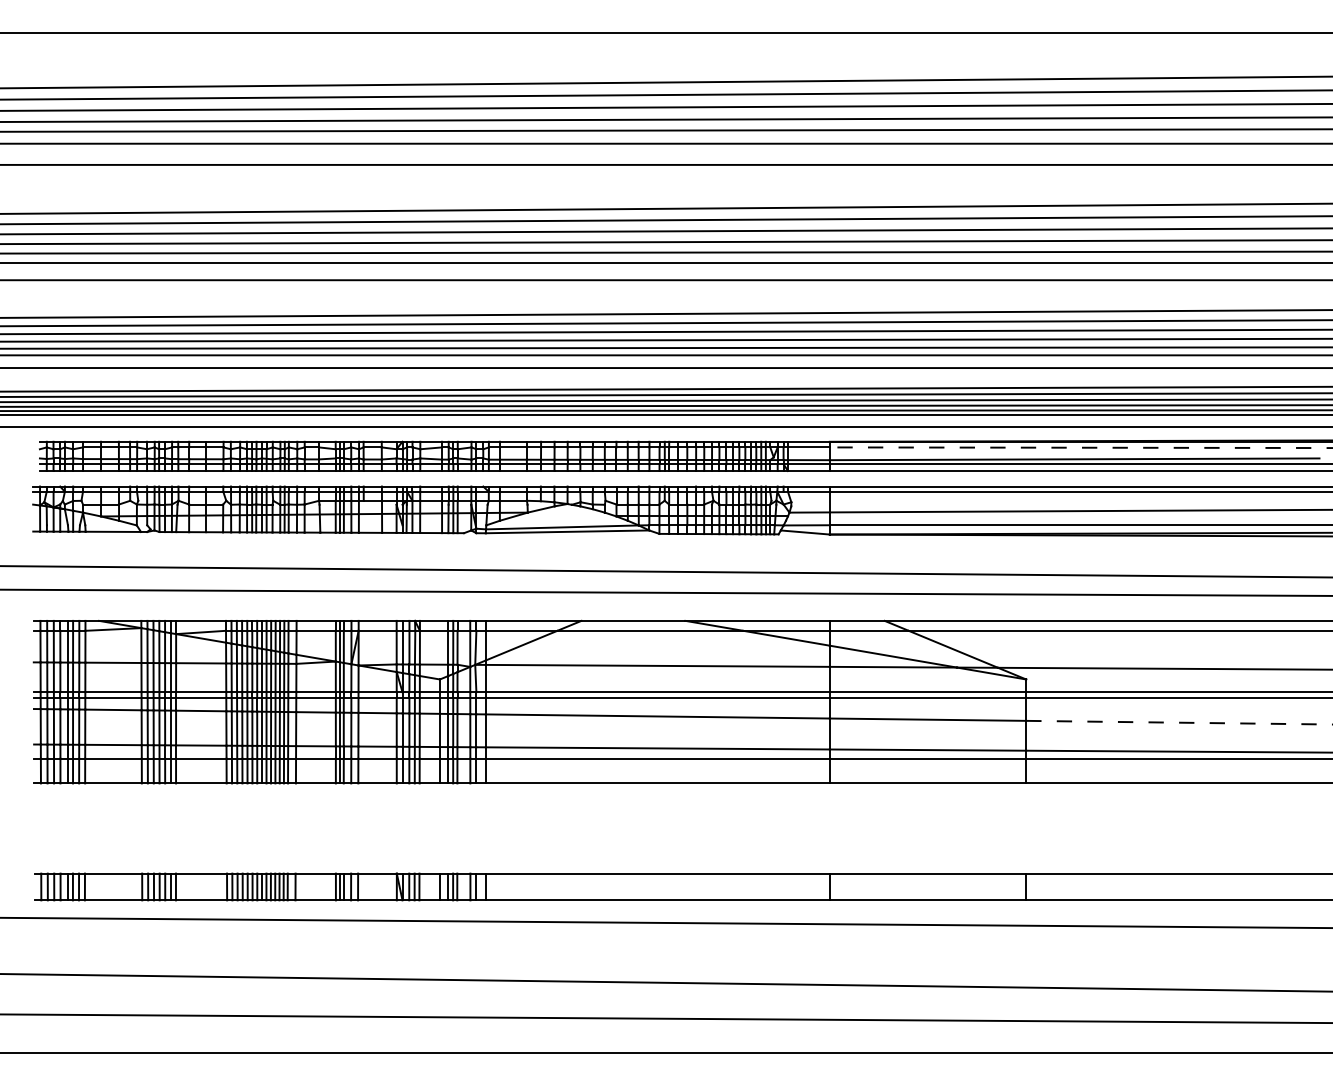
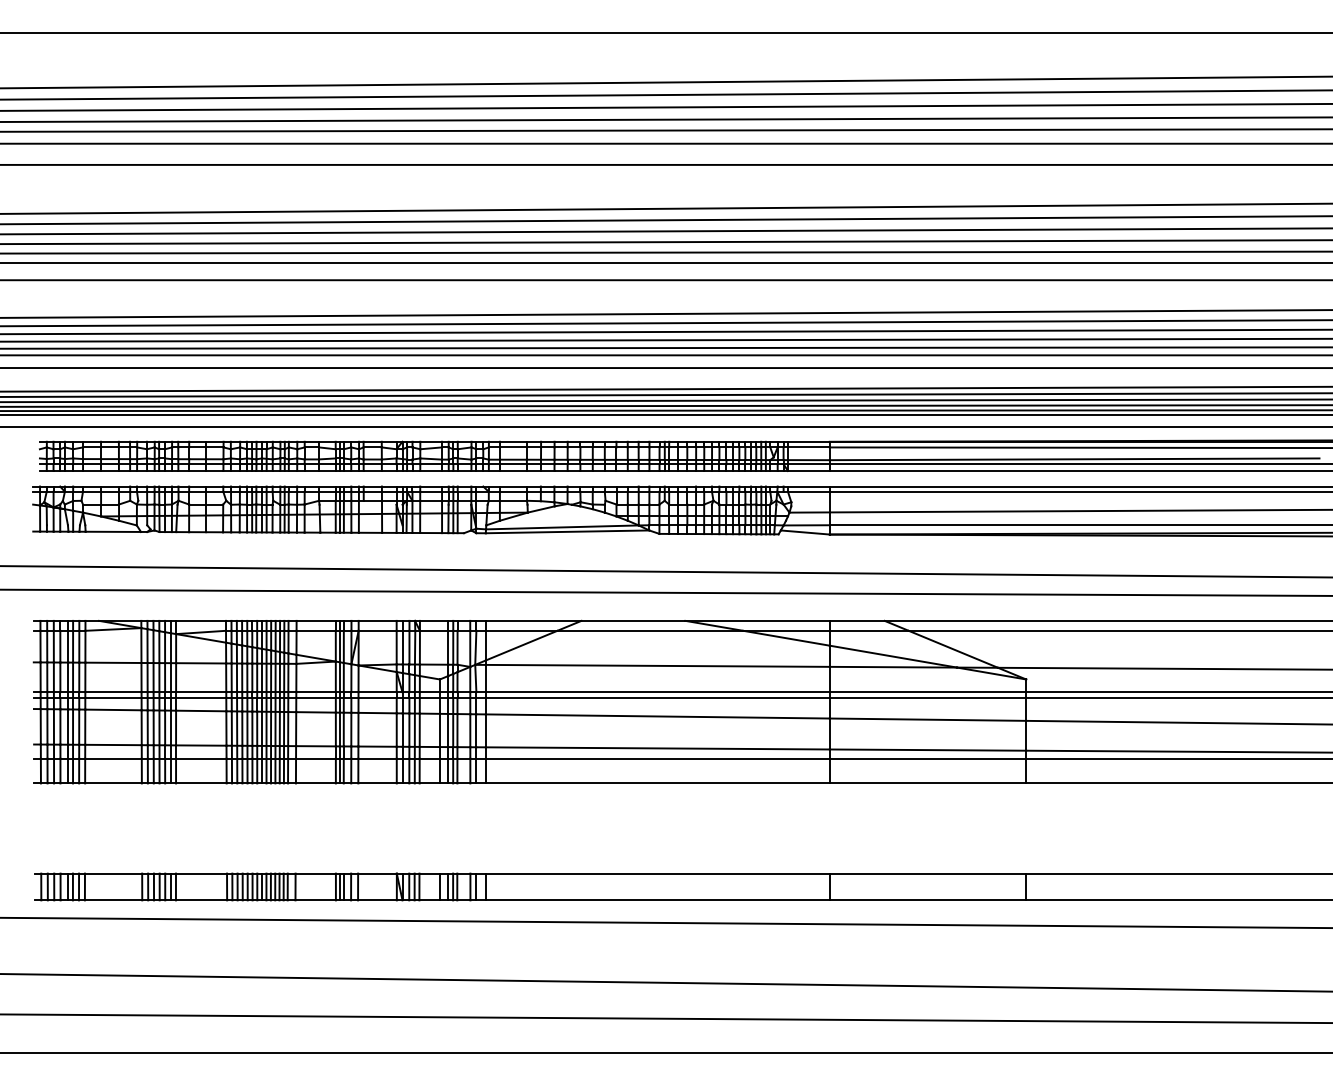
line: dashed -> solid (1080, 447)
line: dashed -> solid (1179, 722)
